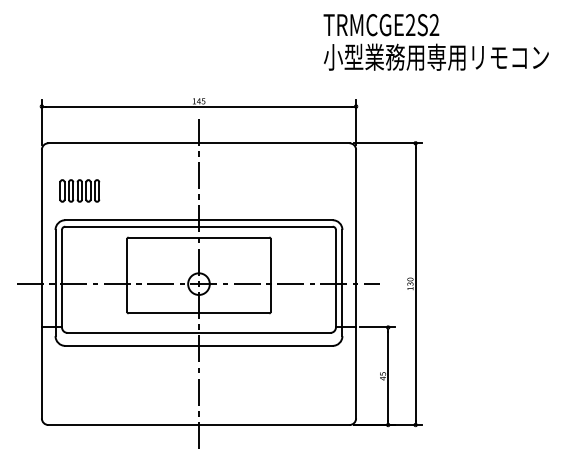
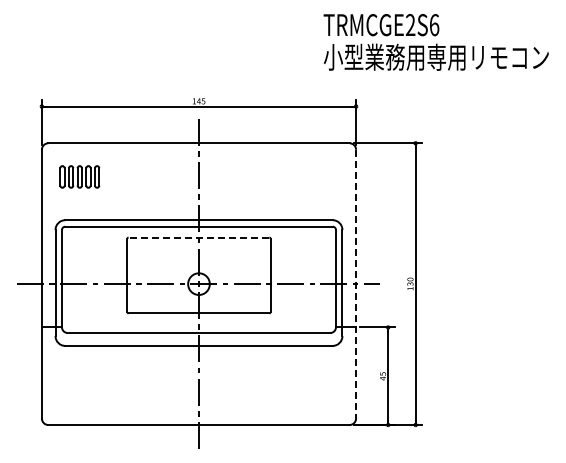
text: TRMCGE2S2 -> TRMCGE2S6 (434, 25)
part position: (79, 190) -> (79, 176) (79, 176)
line: solid -> dashed (198, 237)
line: solid -> dashed (356, 284)
